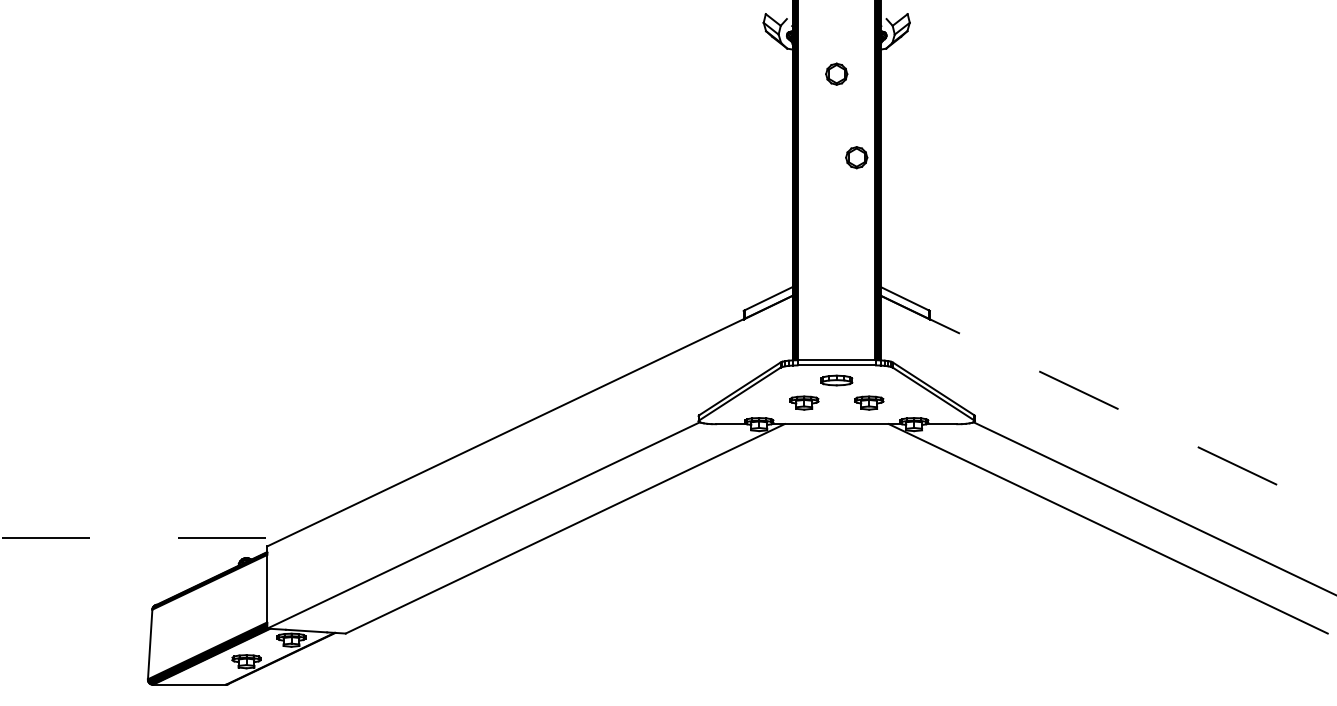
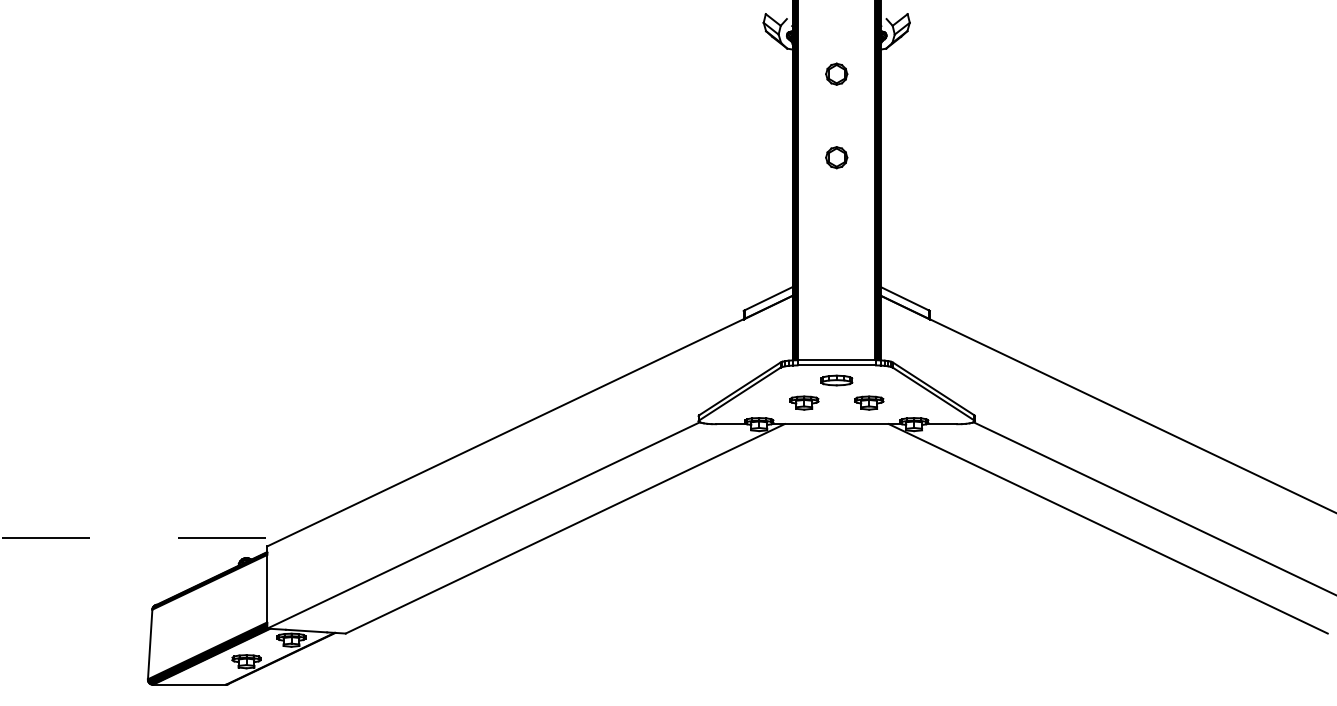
part position: (856, 157) -> (836, 157) (836, 157)
line: dashed -> solid (1108, 404)
